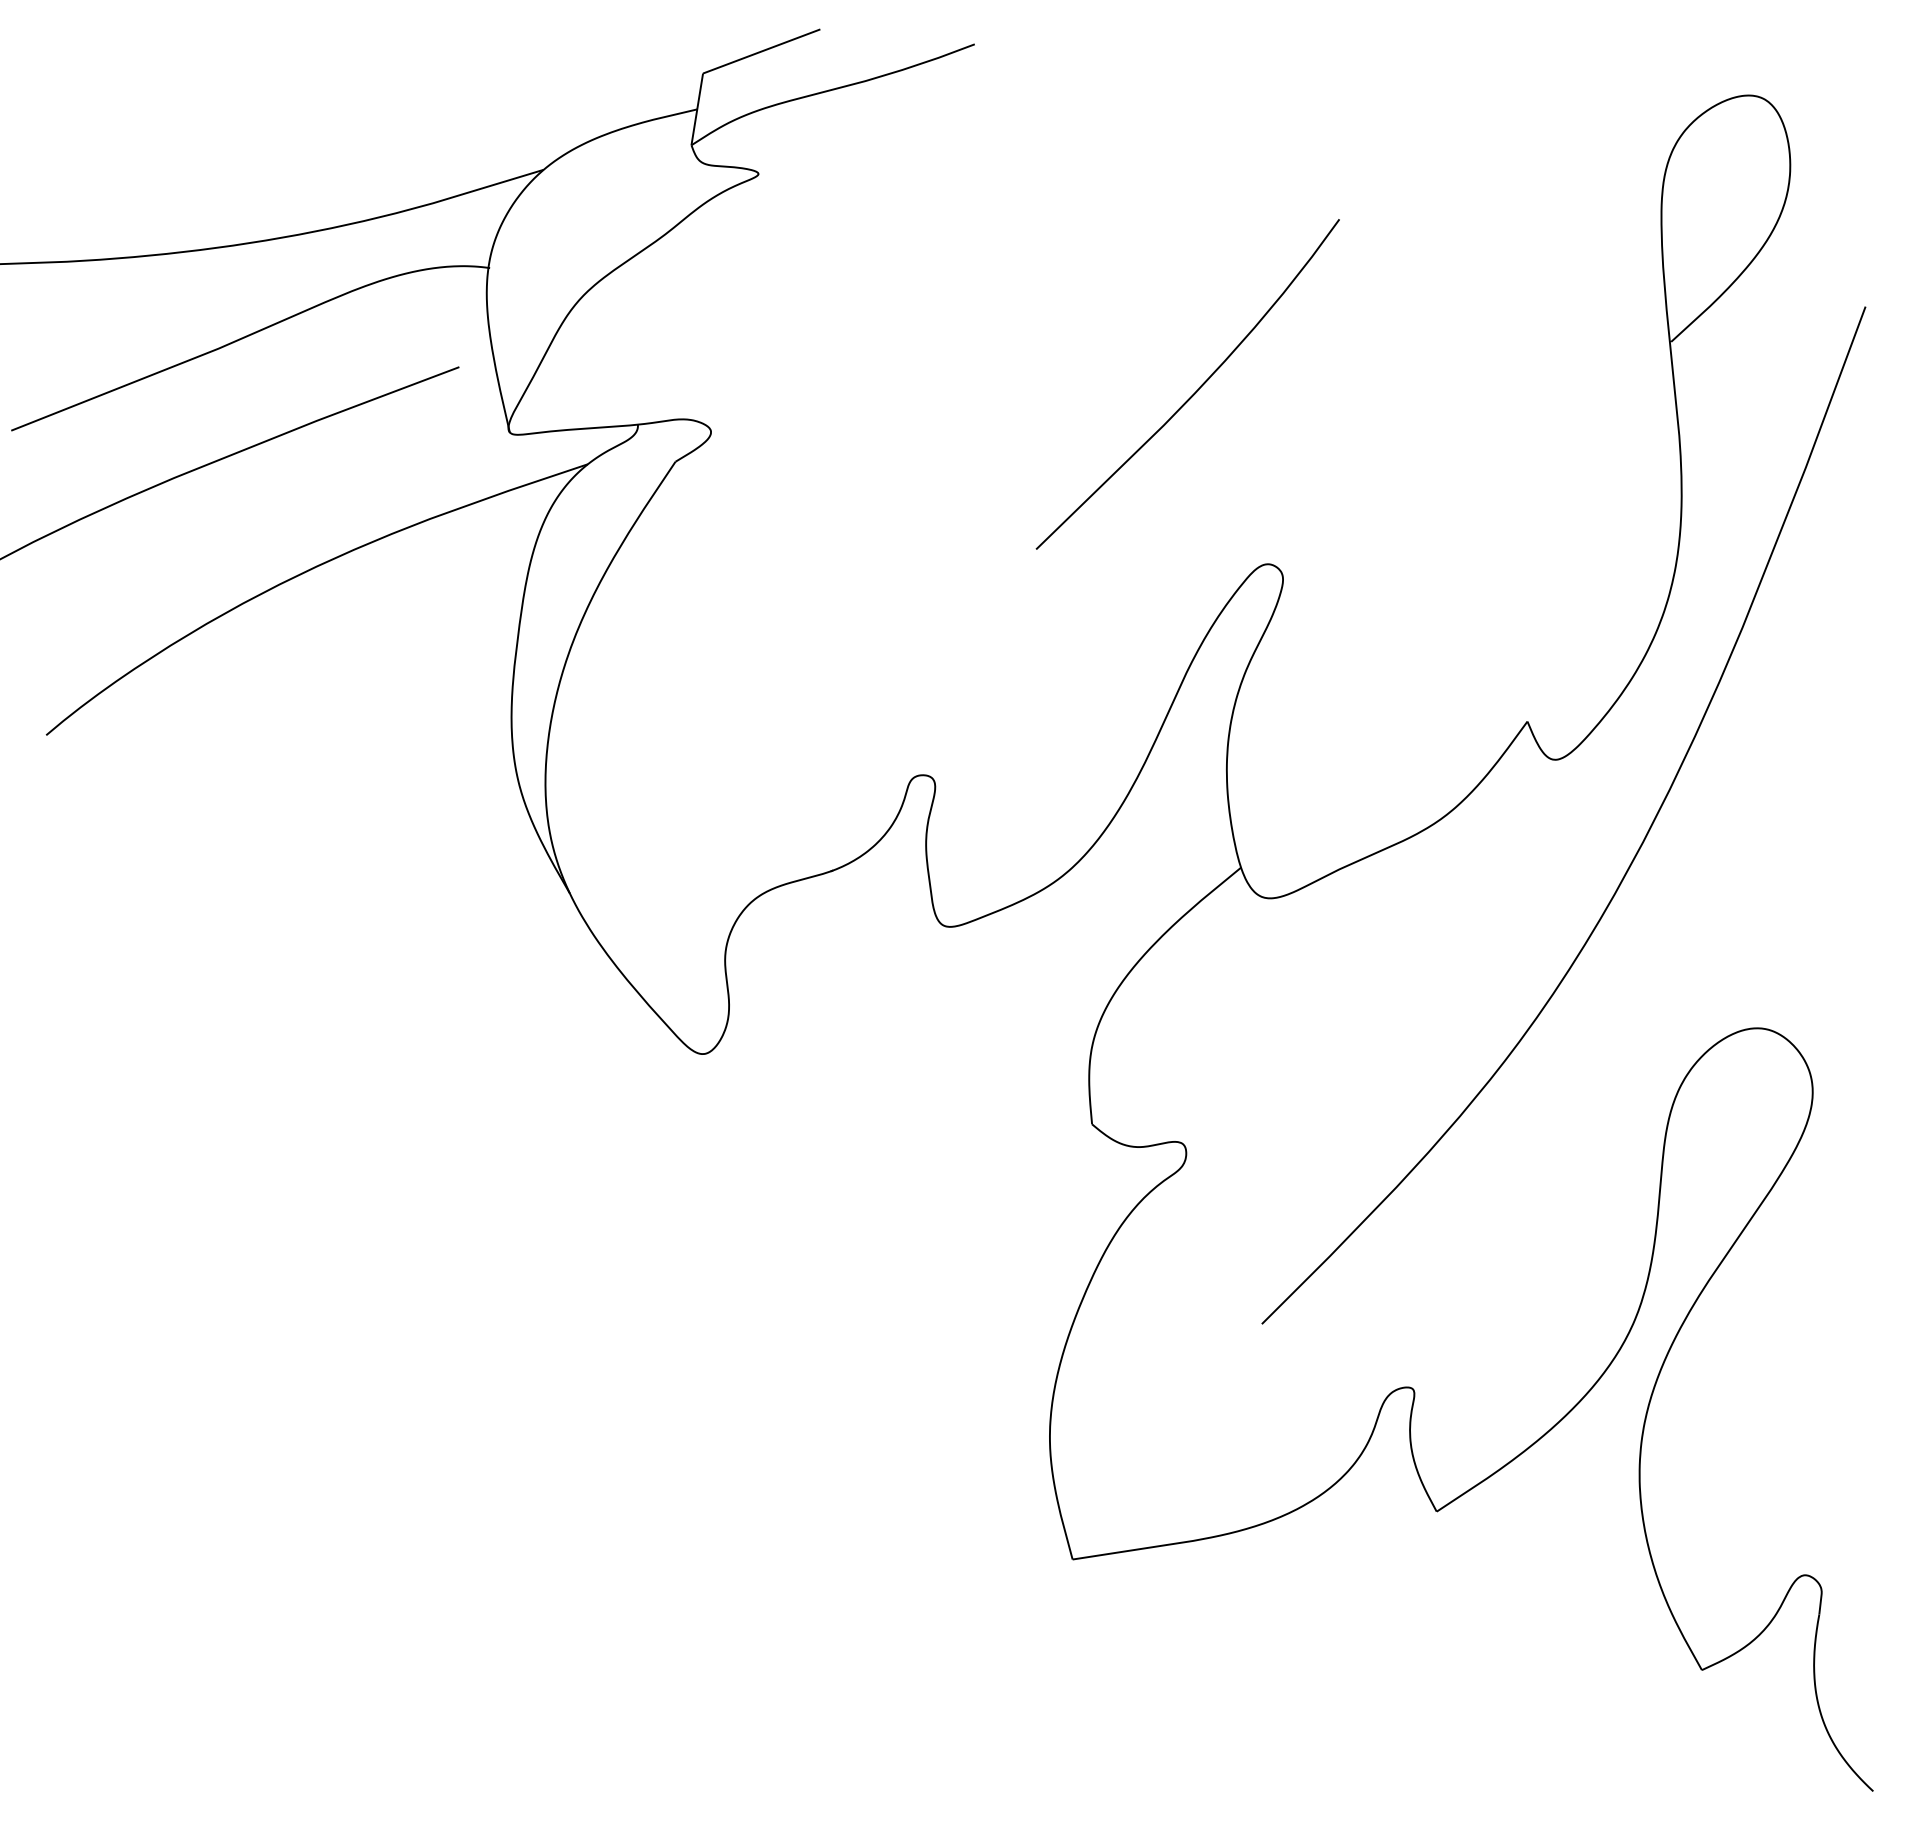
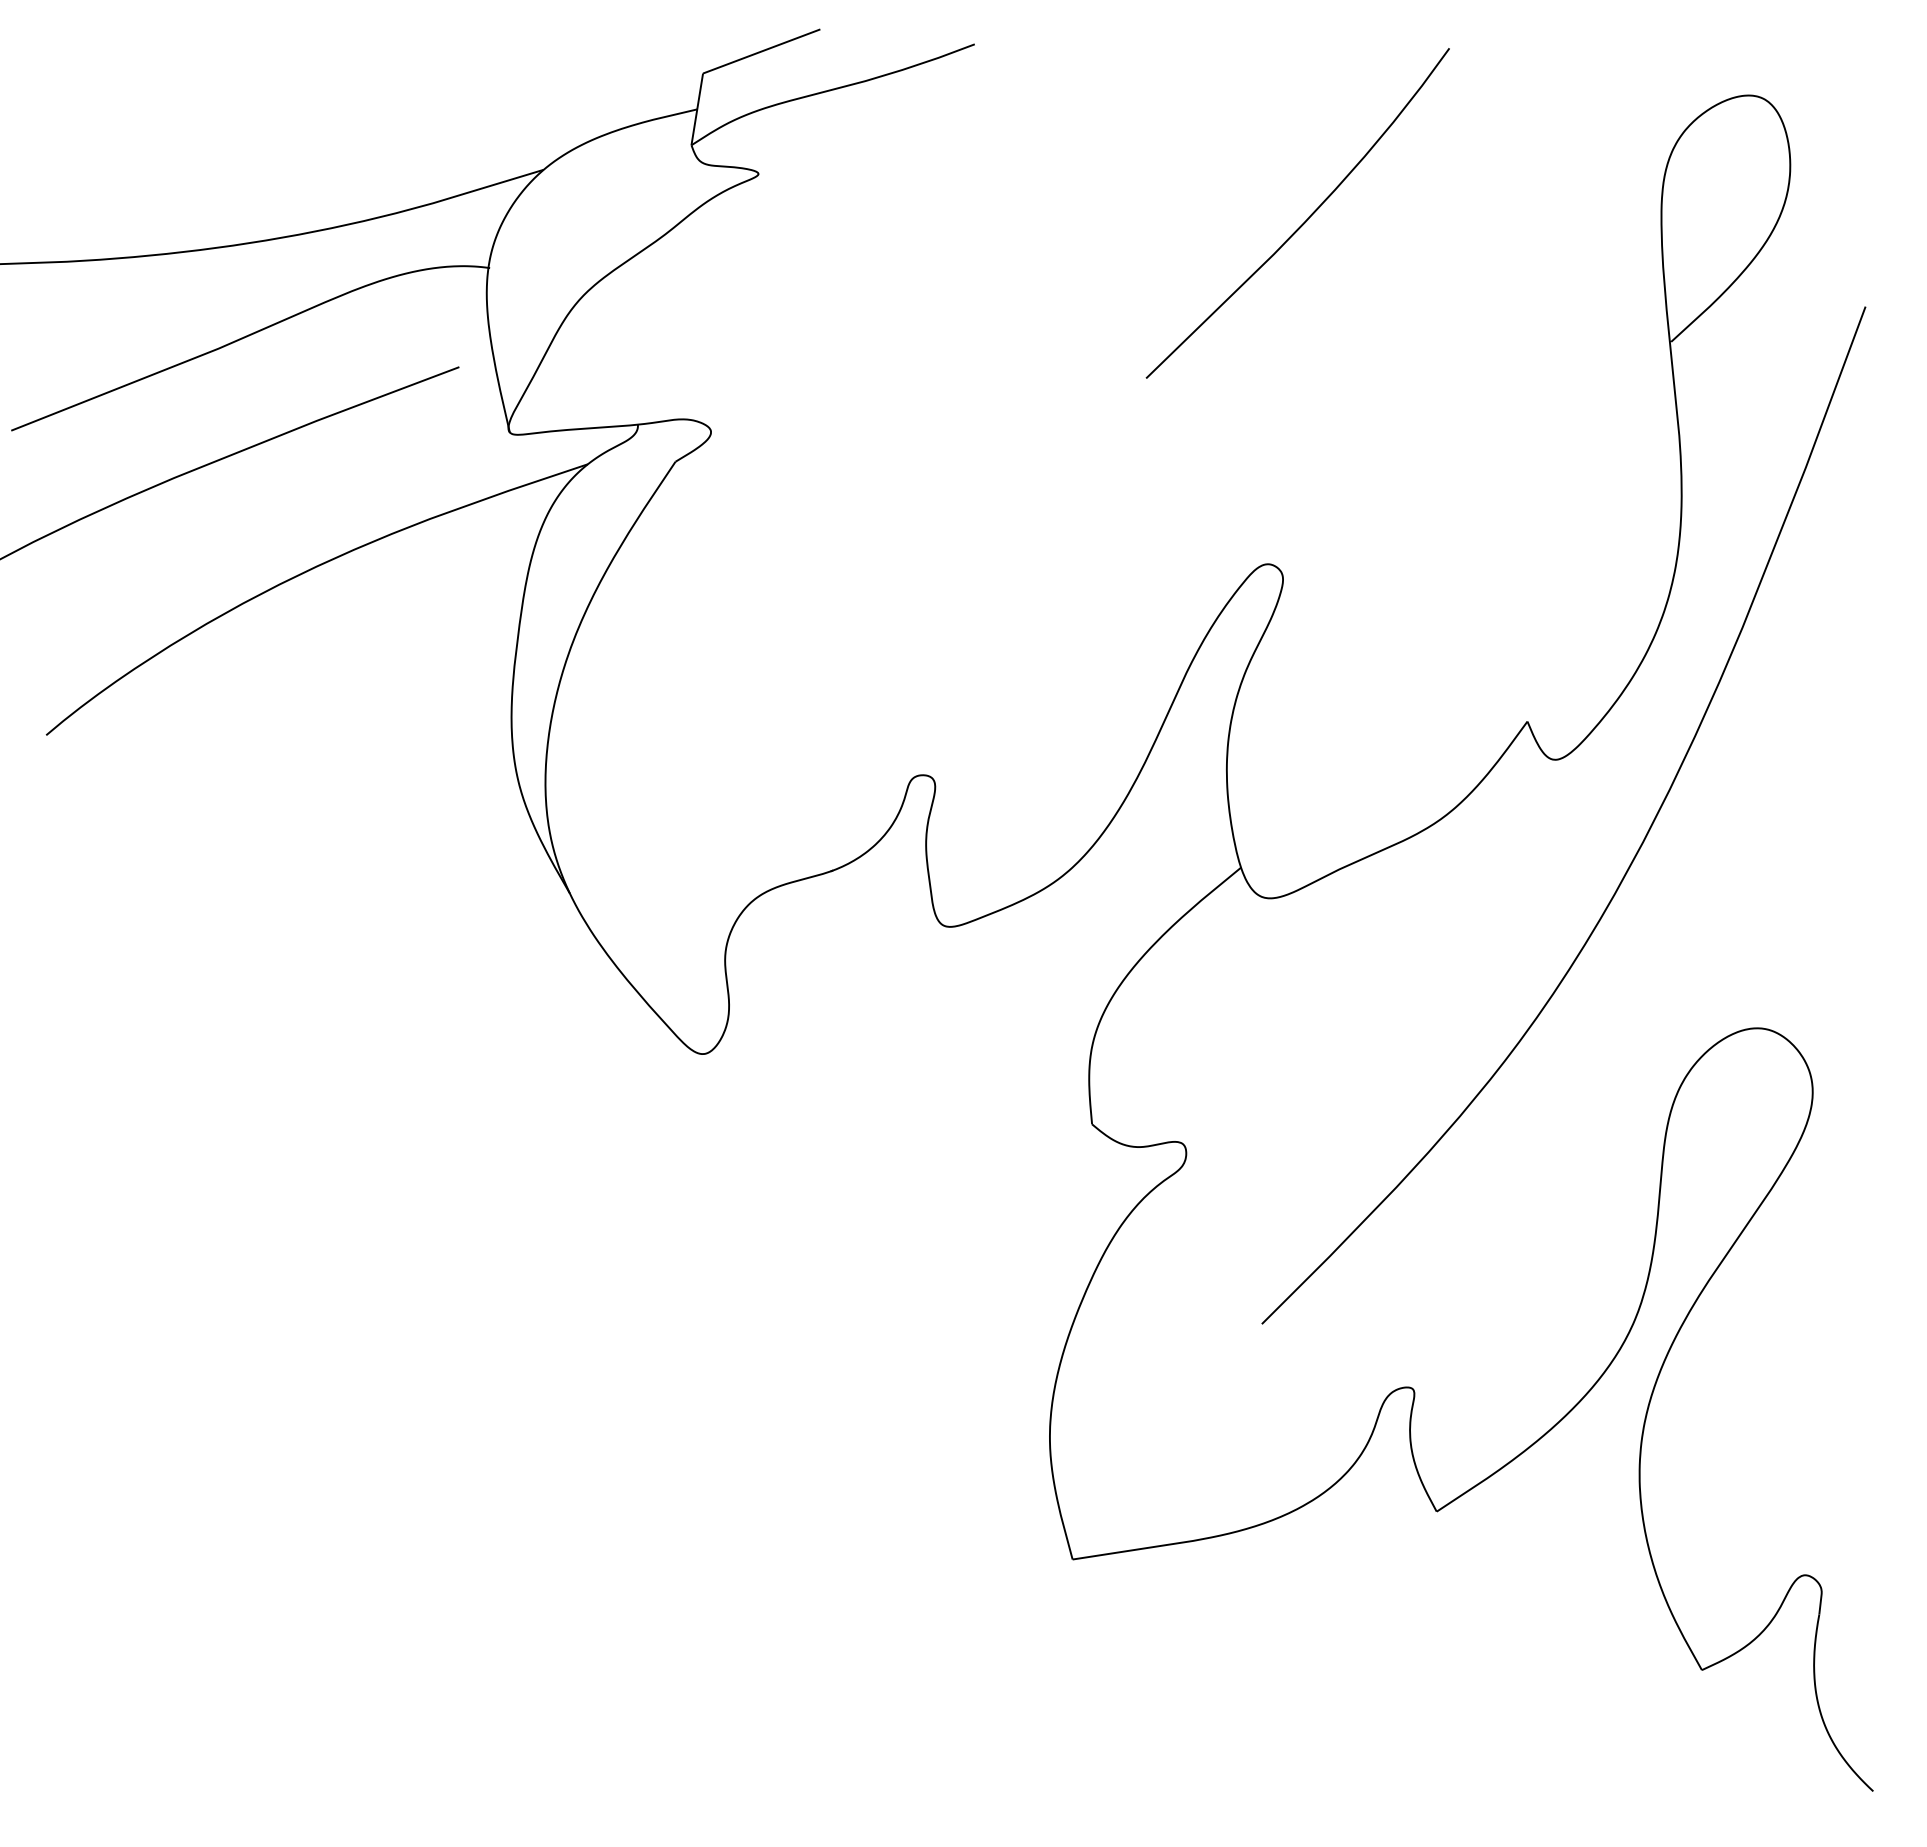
curve position: (1195, 391) -> (1305, 220) (1305, 220)
